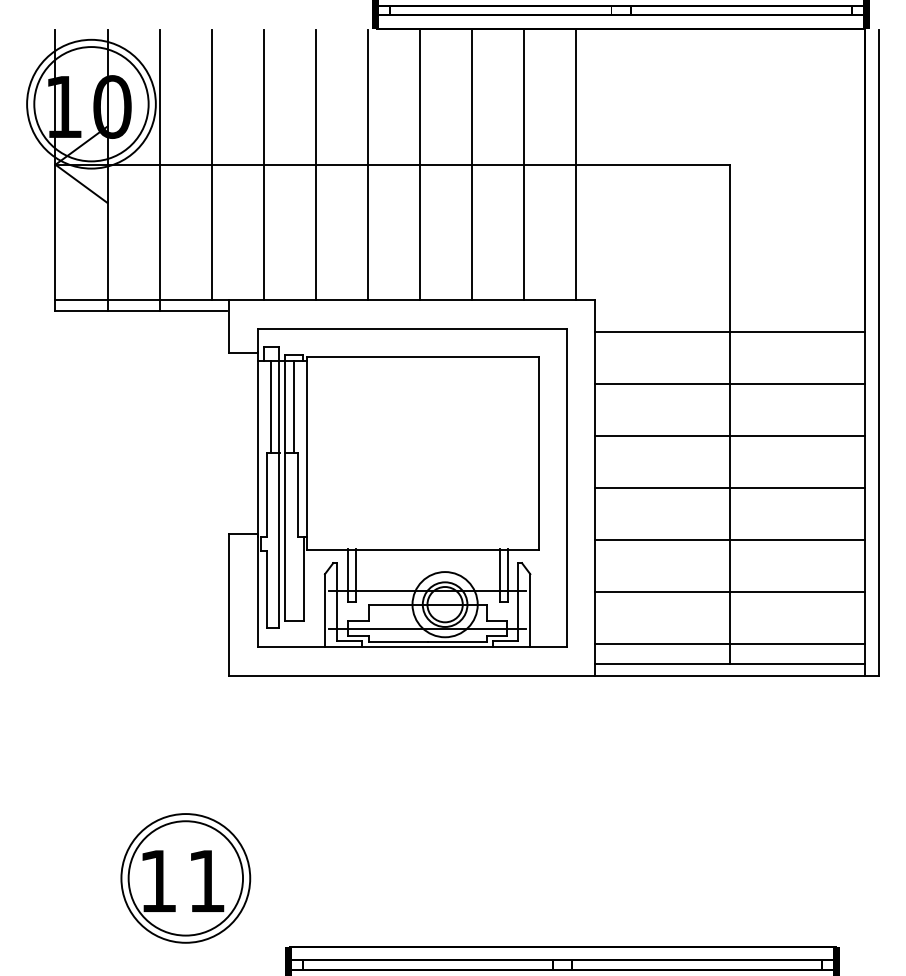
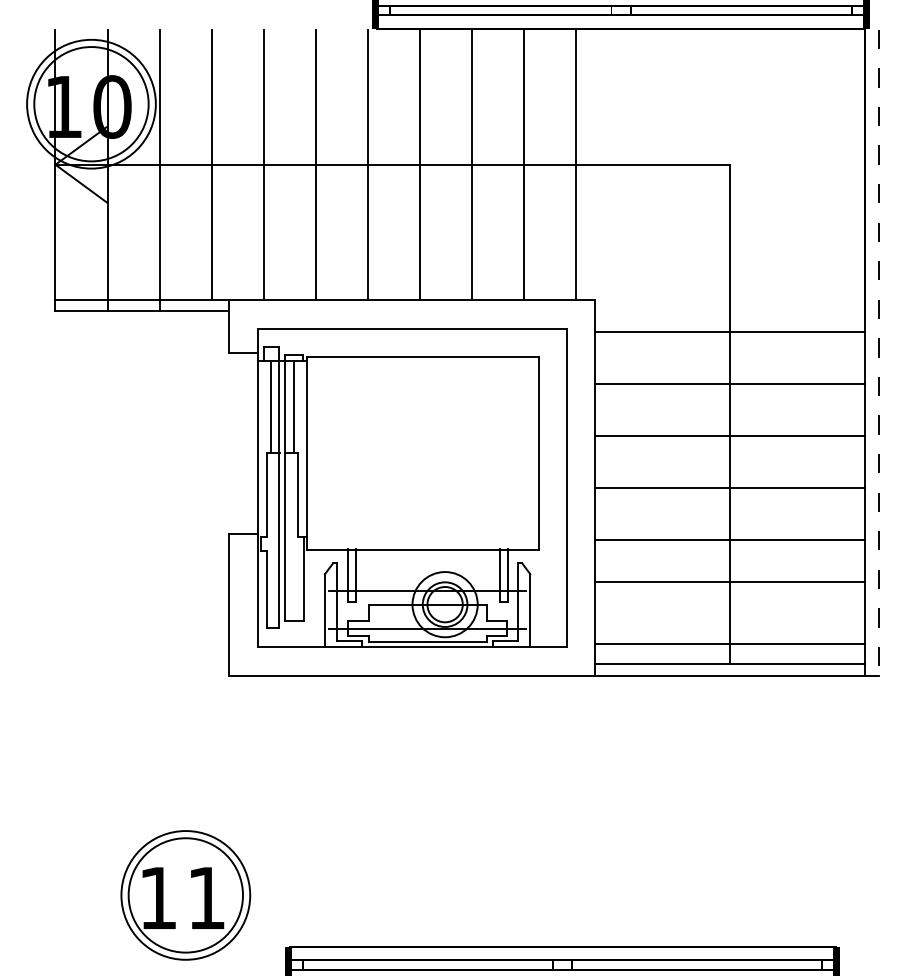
line: solid -> dashed (878, 353)
line position: (730, 591) -> (730, 581) (730, 581)
part position: (185, 878) -> (185, 895) (185, 895)
